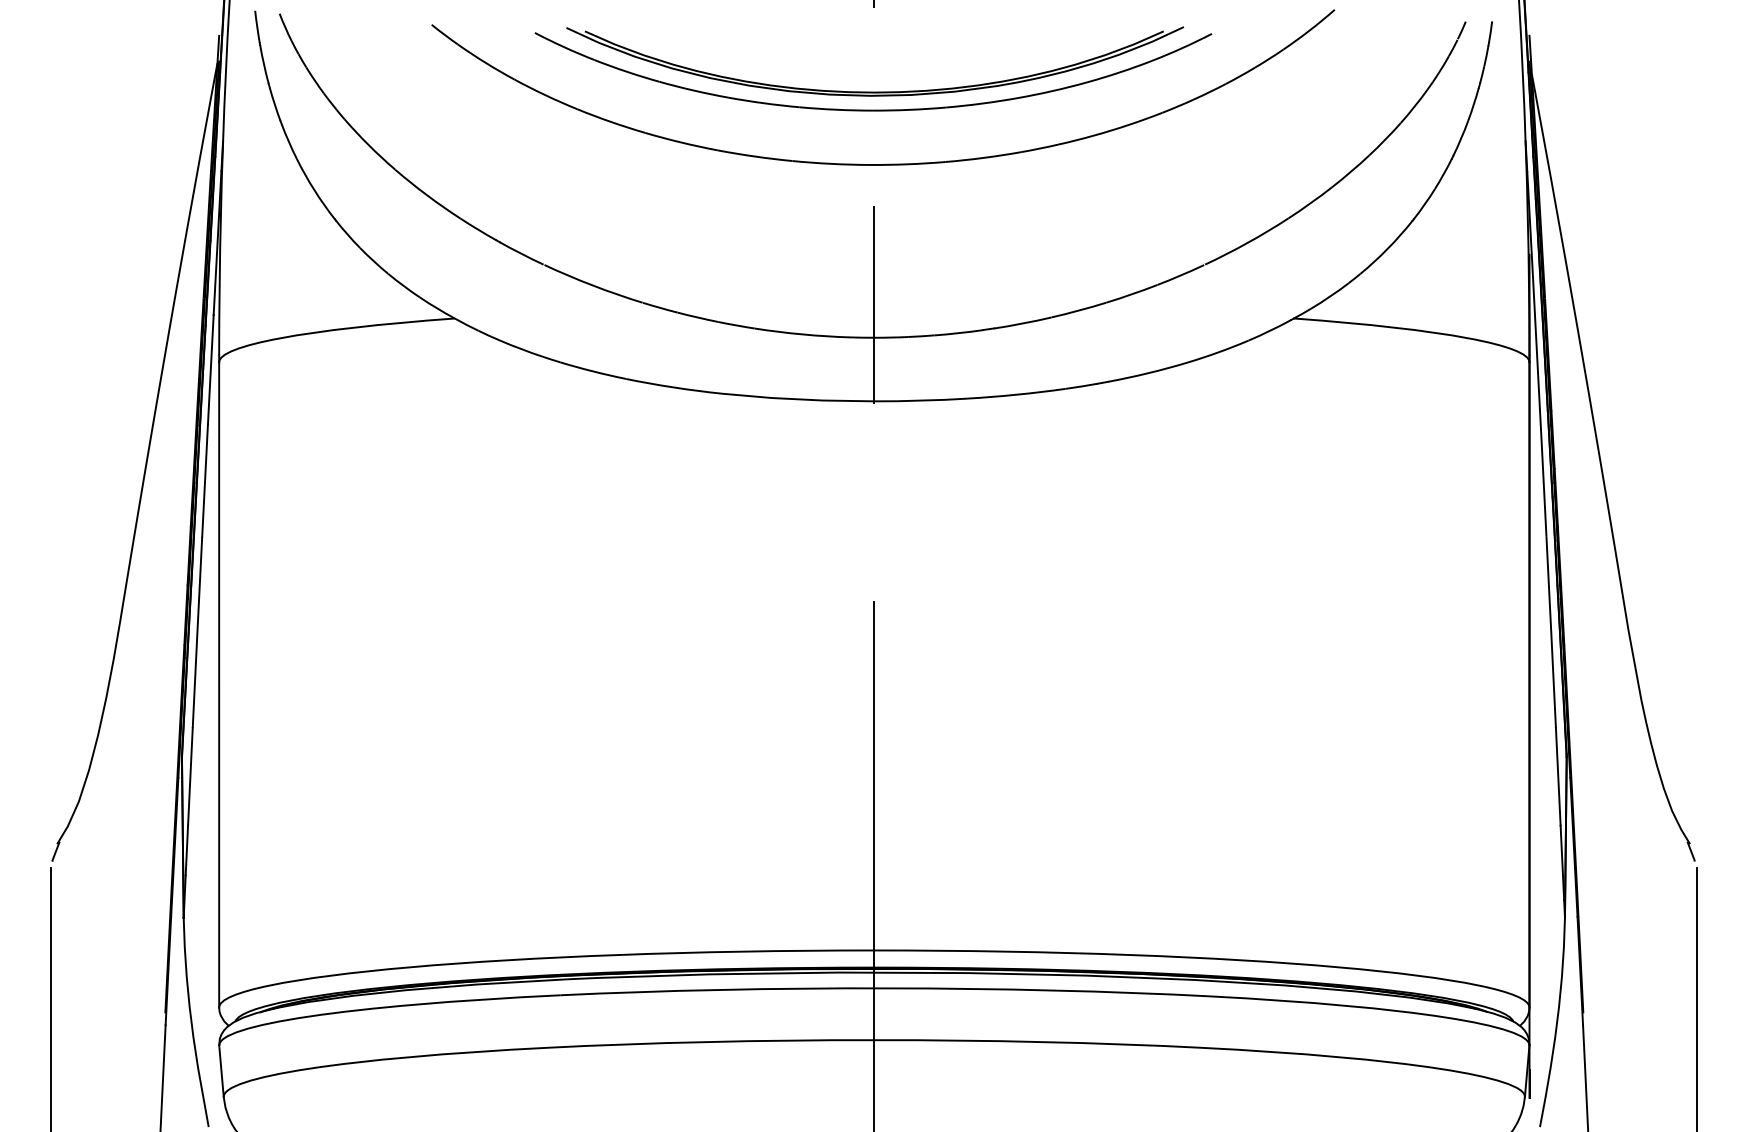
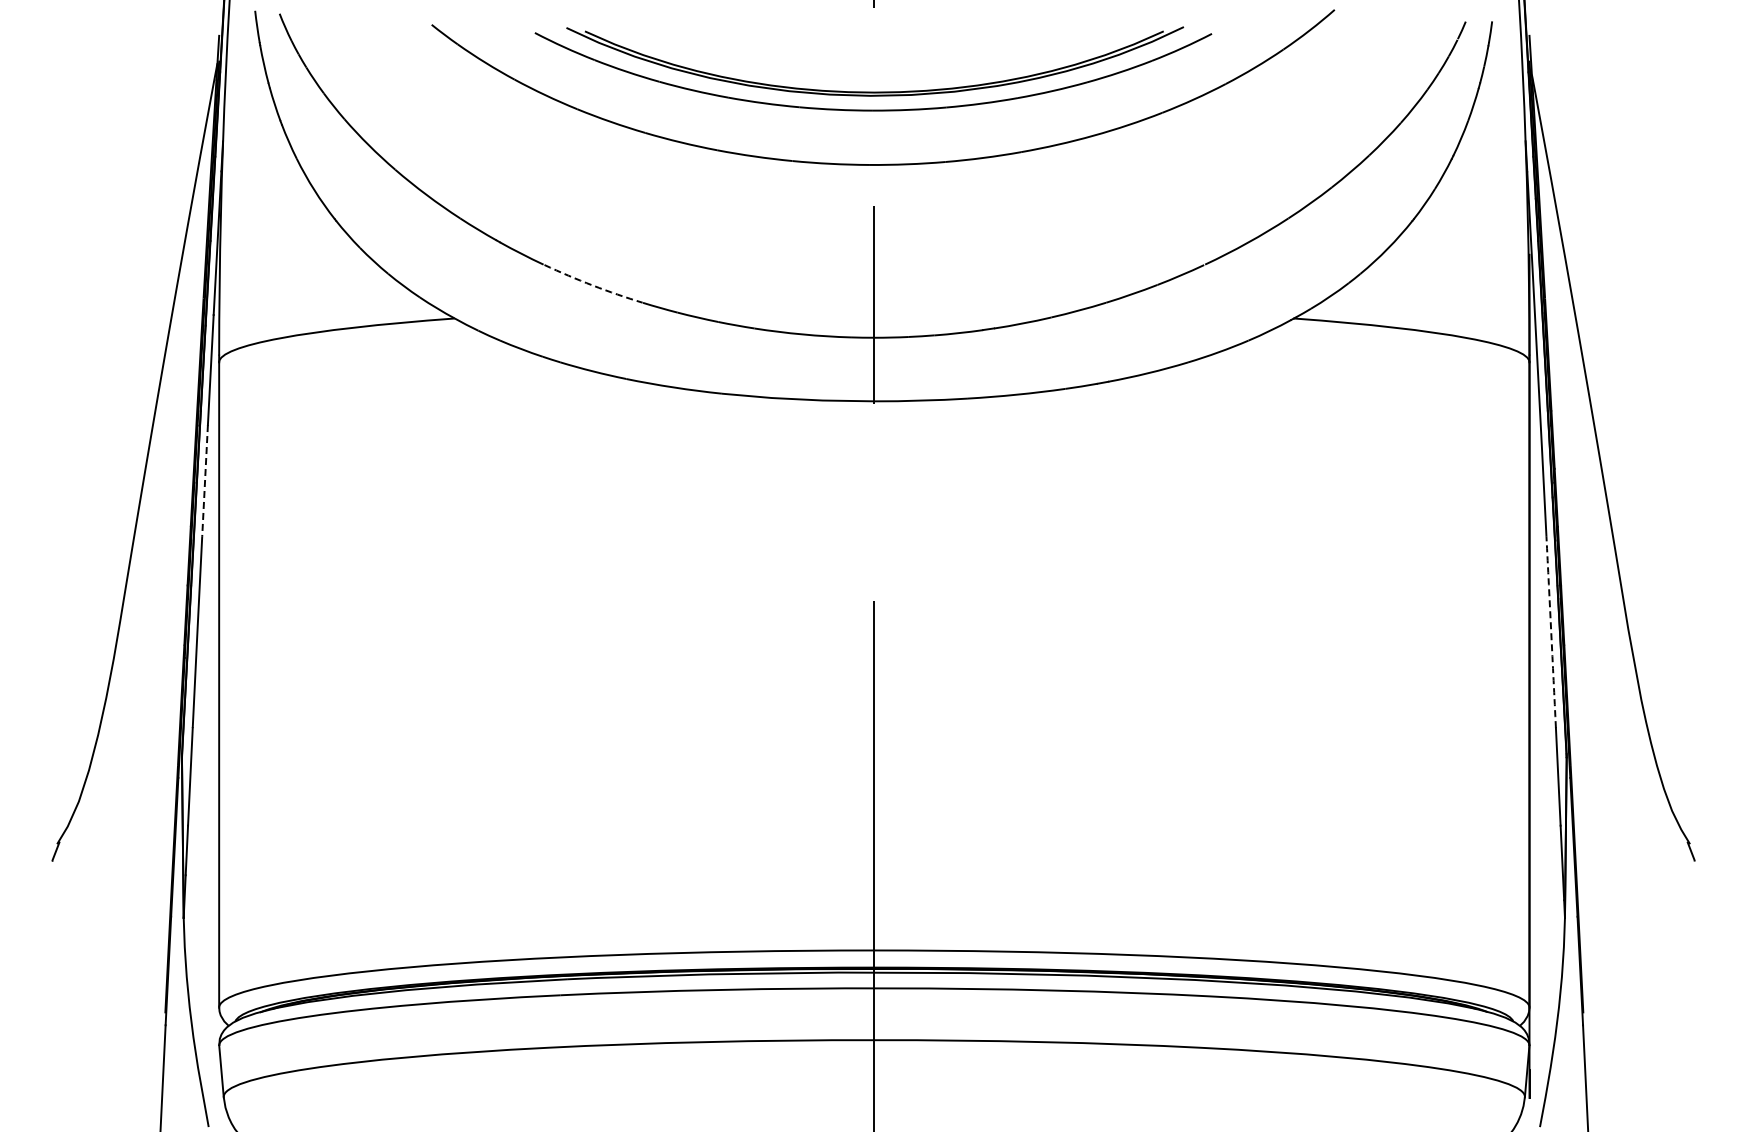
arc: solid -> dashed (592, 285)
line: solid -> dashed (205, 480)
arc: solid -> dashed (1551, 632)
line: present -> none (50, 997)
line: present -> none (1696, 997)
